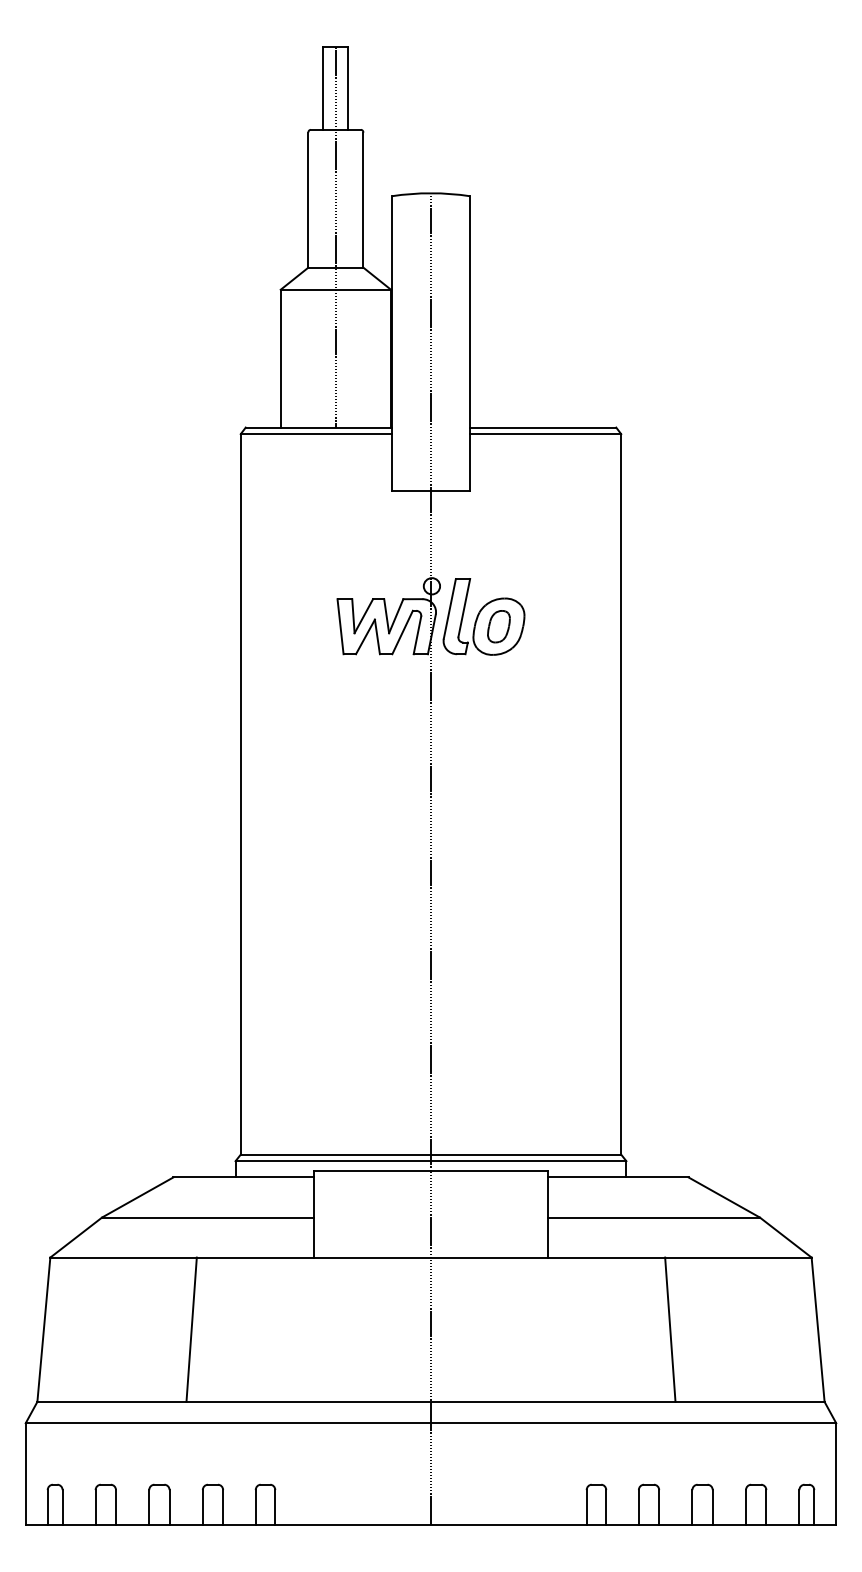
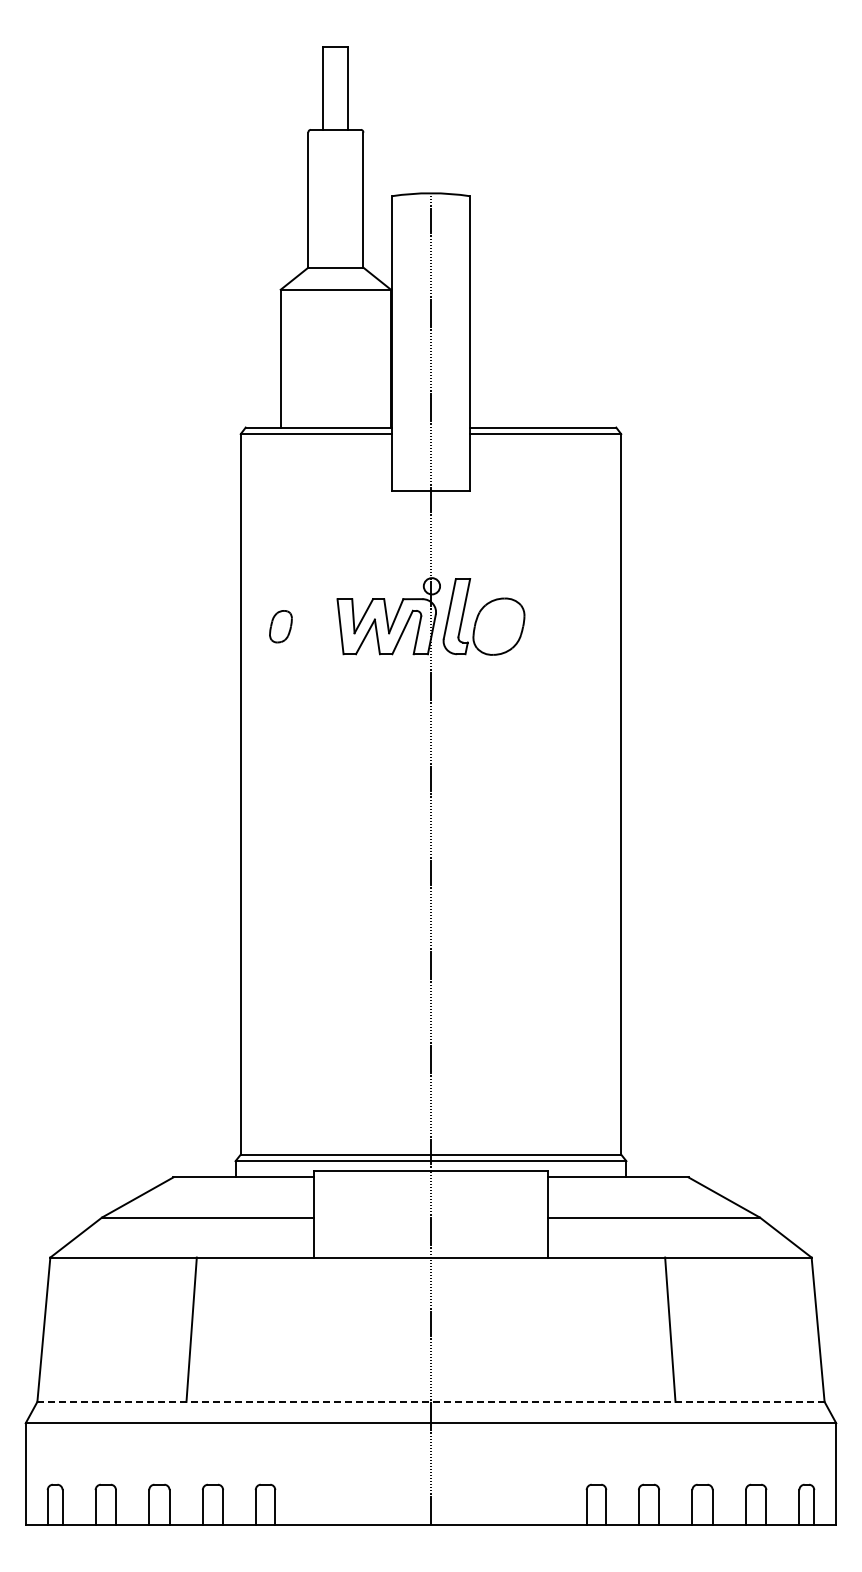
line: present -> none (335, 237)
part position: (498, 626) -> (280, 626) (280, 626)
line: solid -> dashed (431, 1401)
